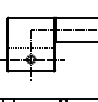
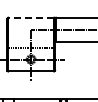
line: solid -> dashed (31, 17)
